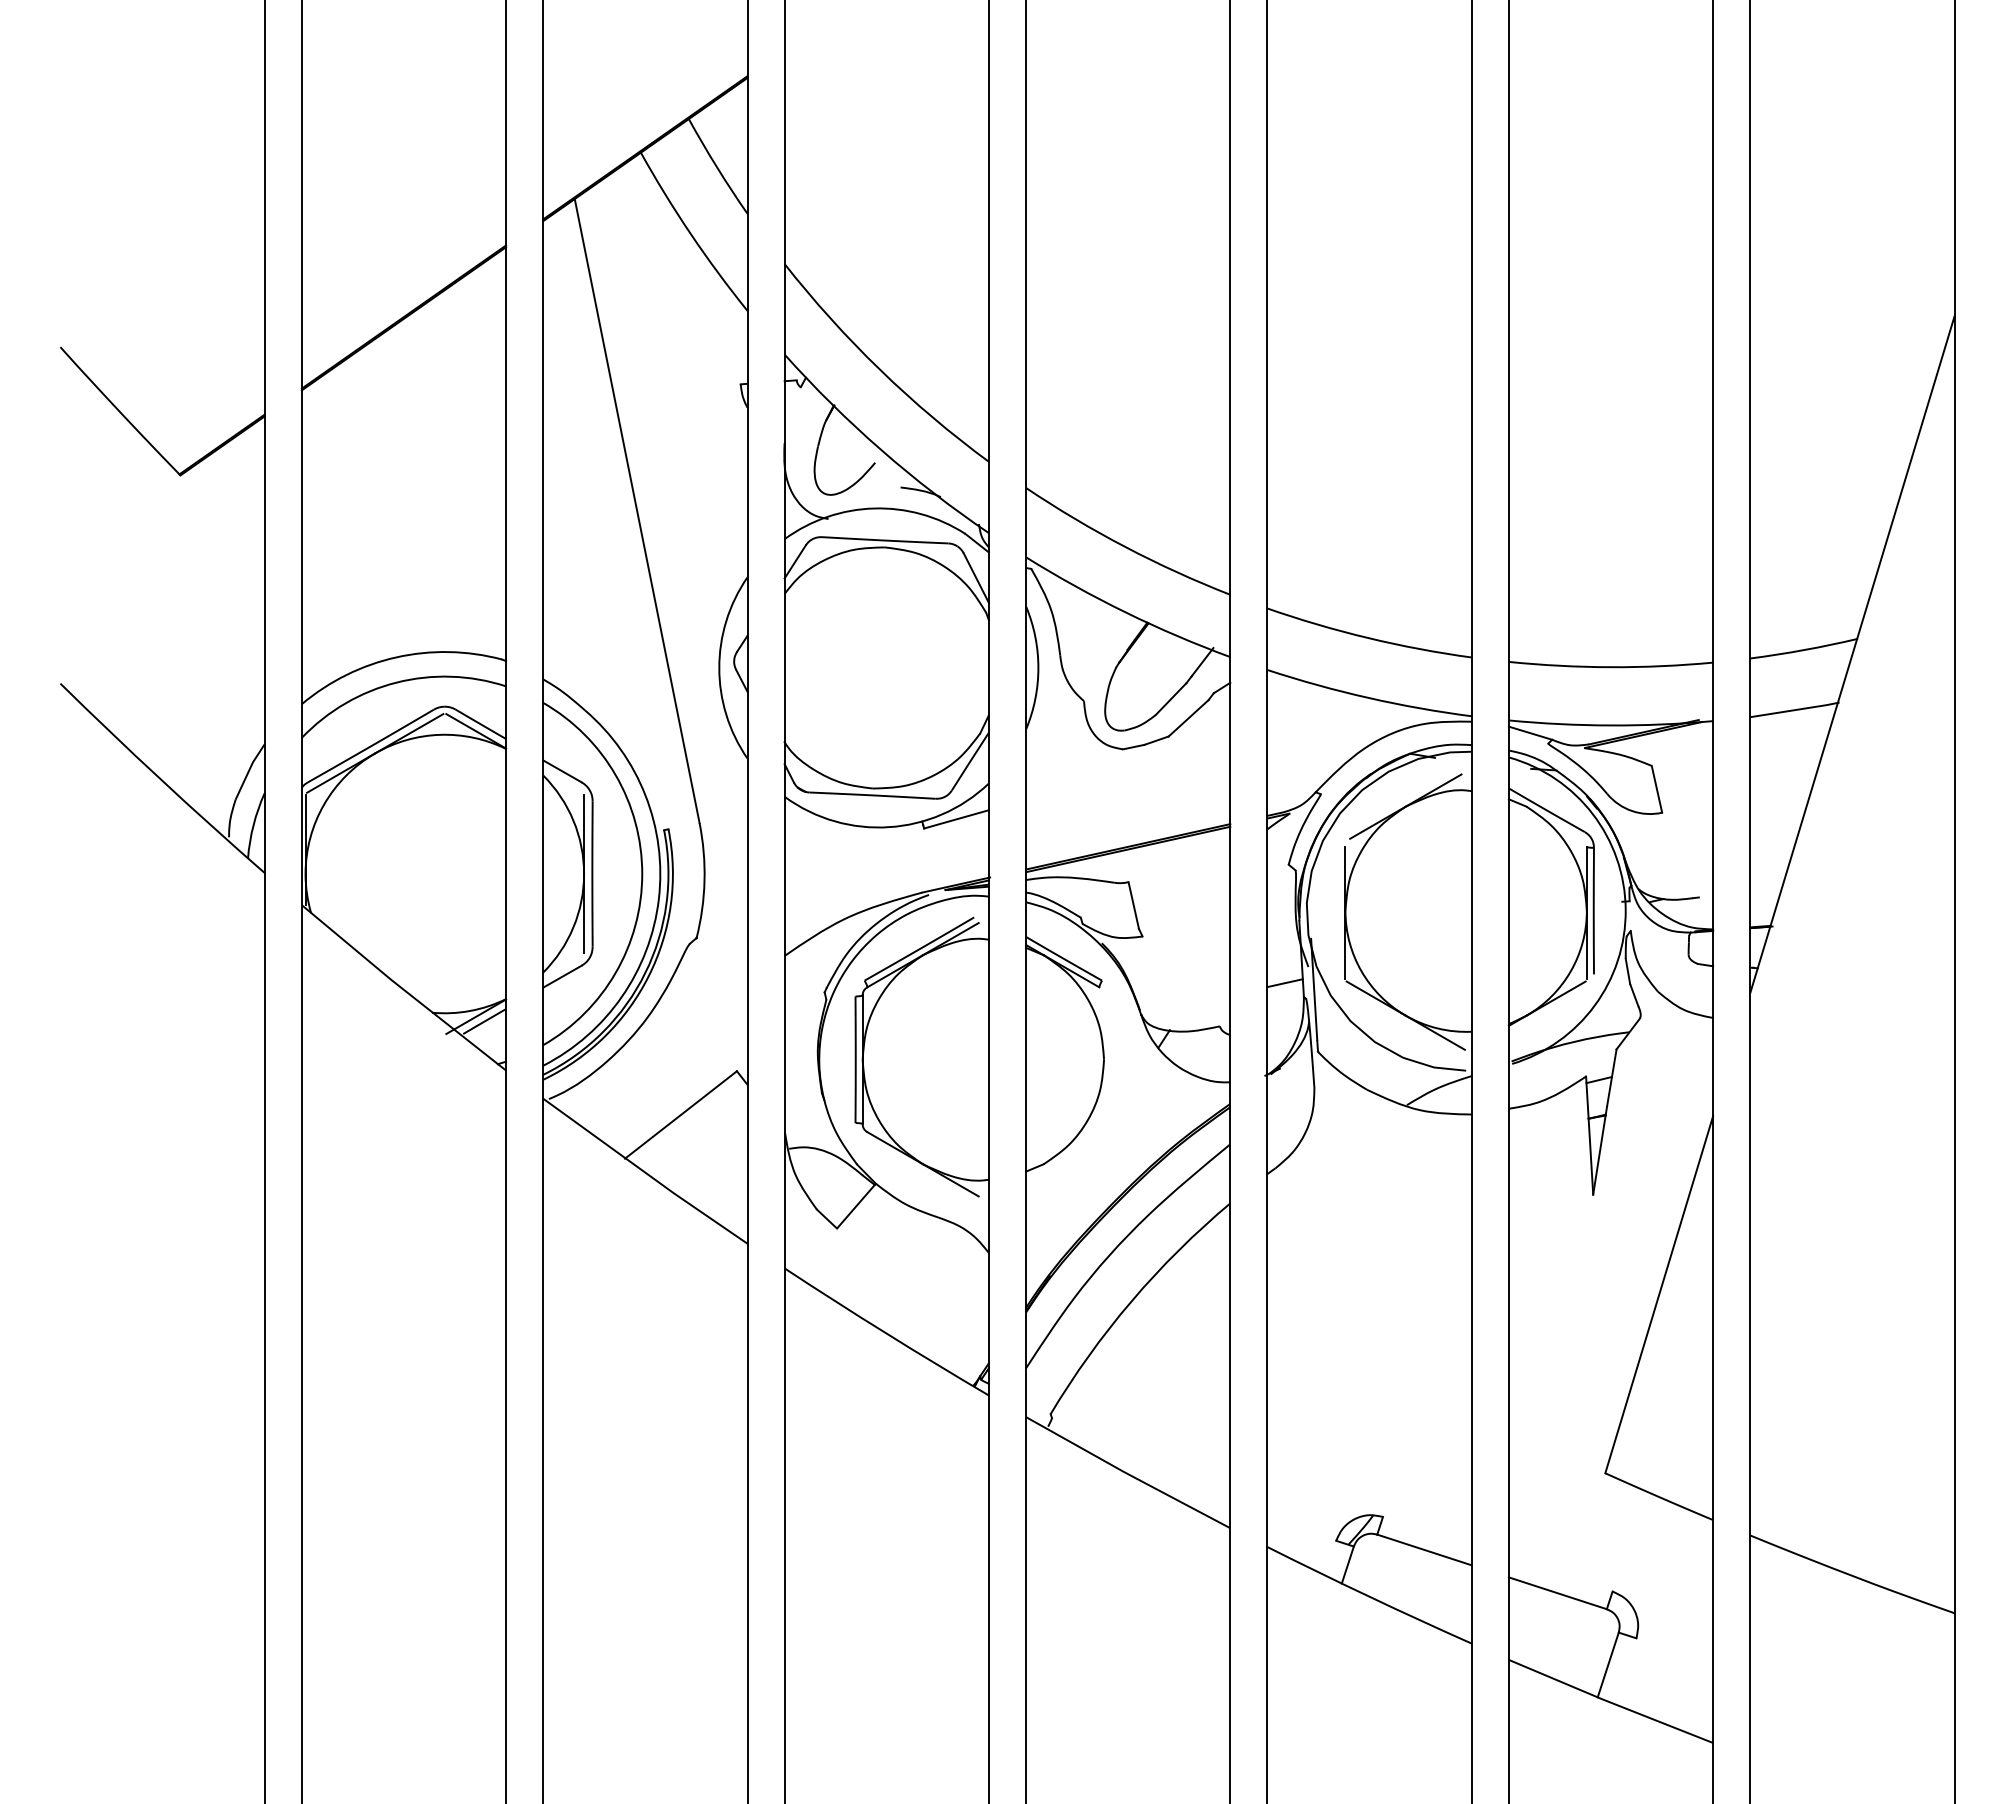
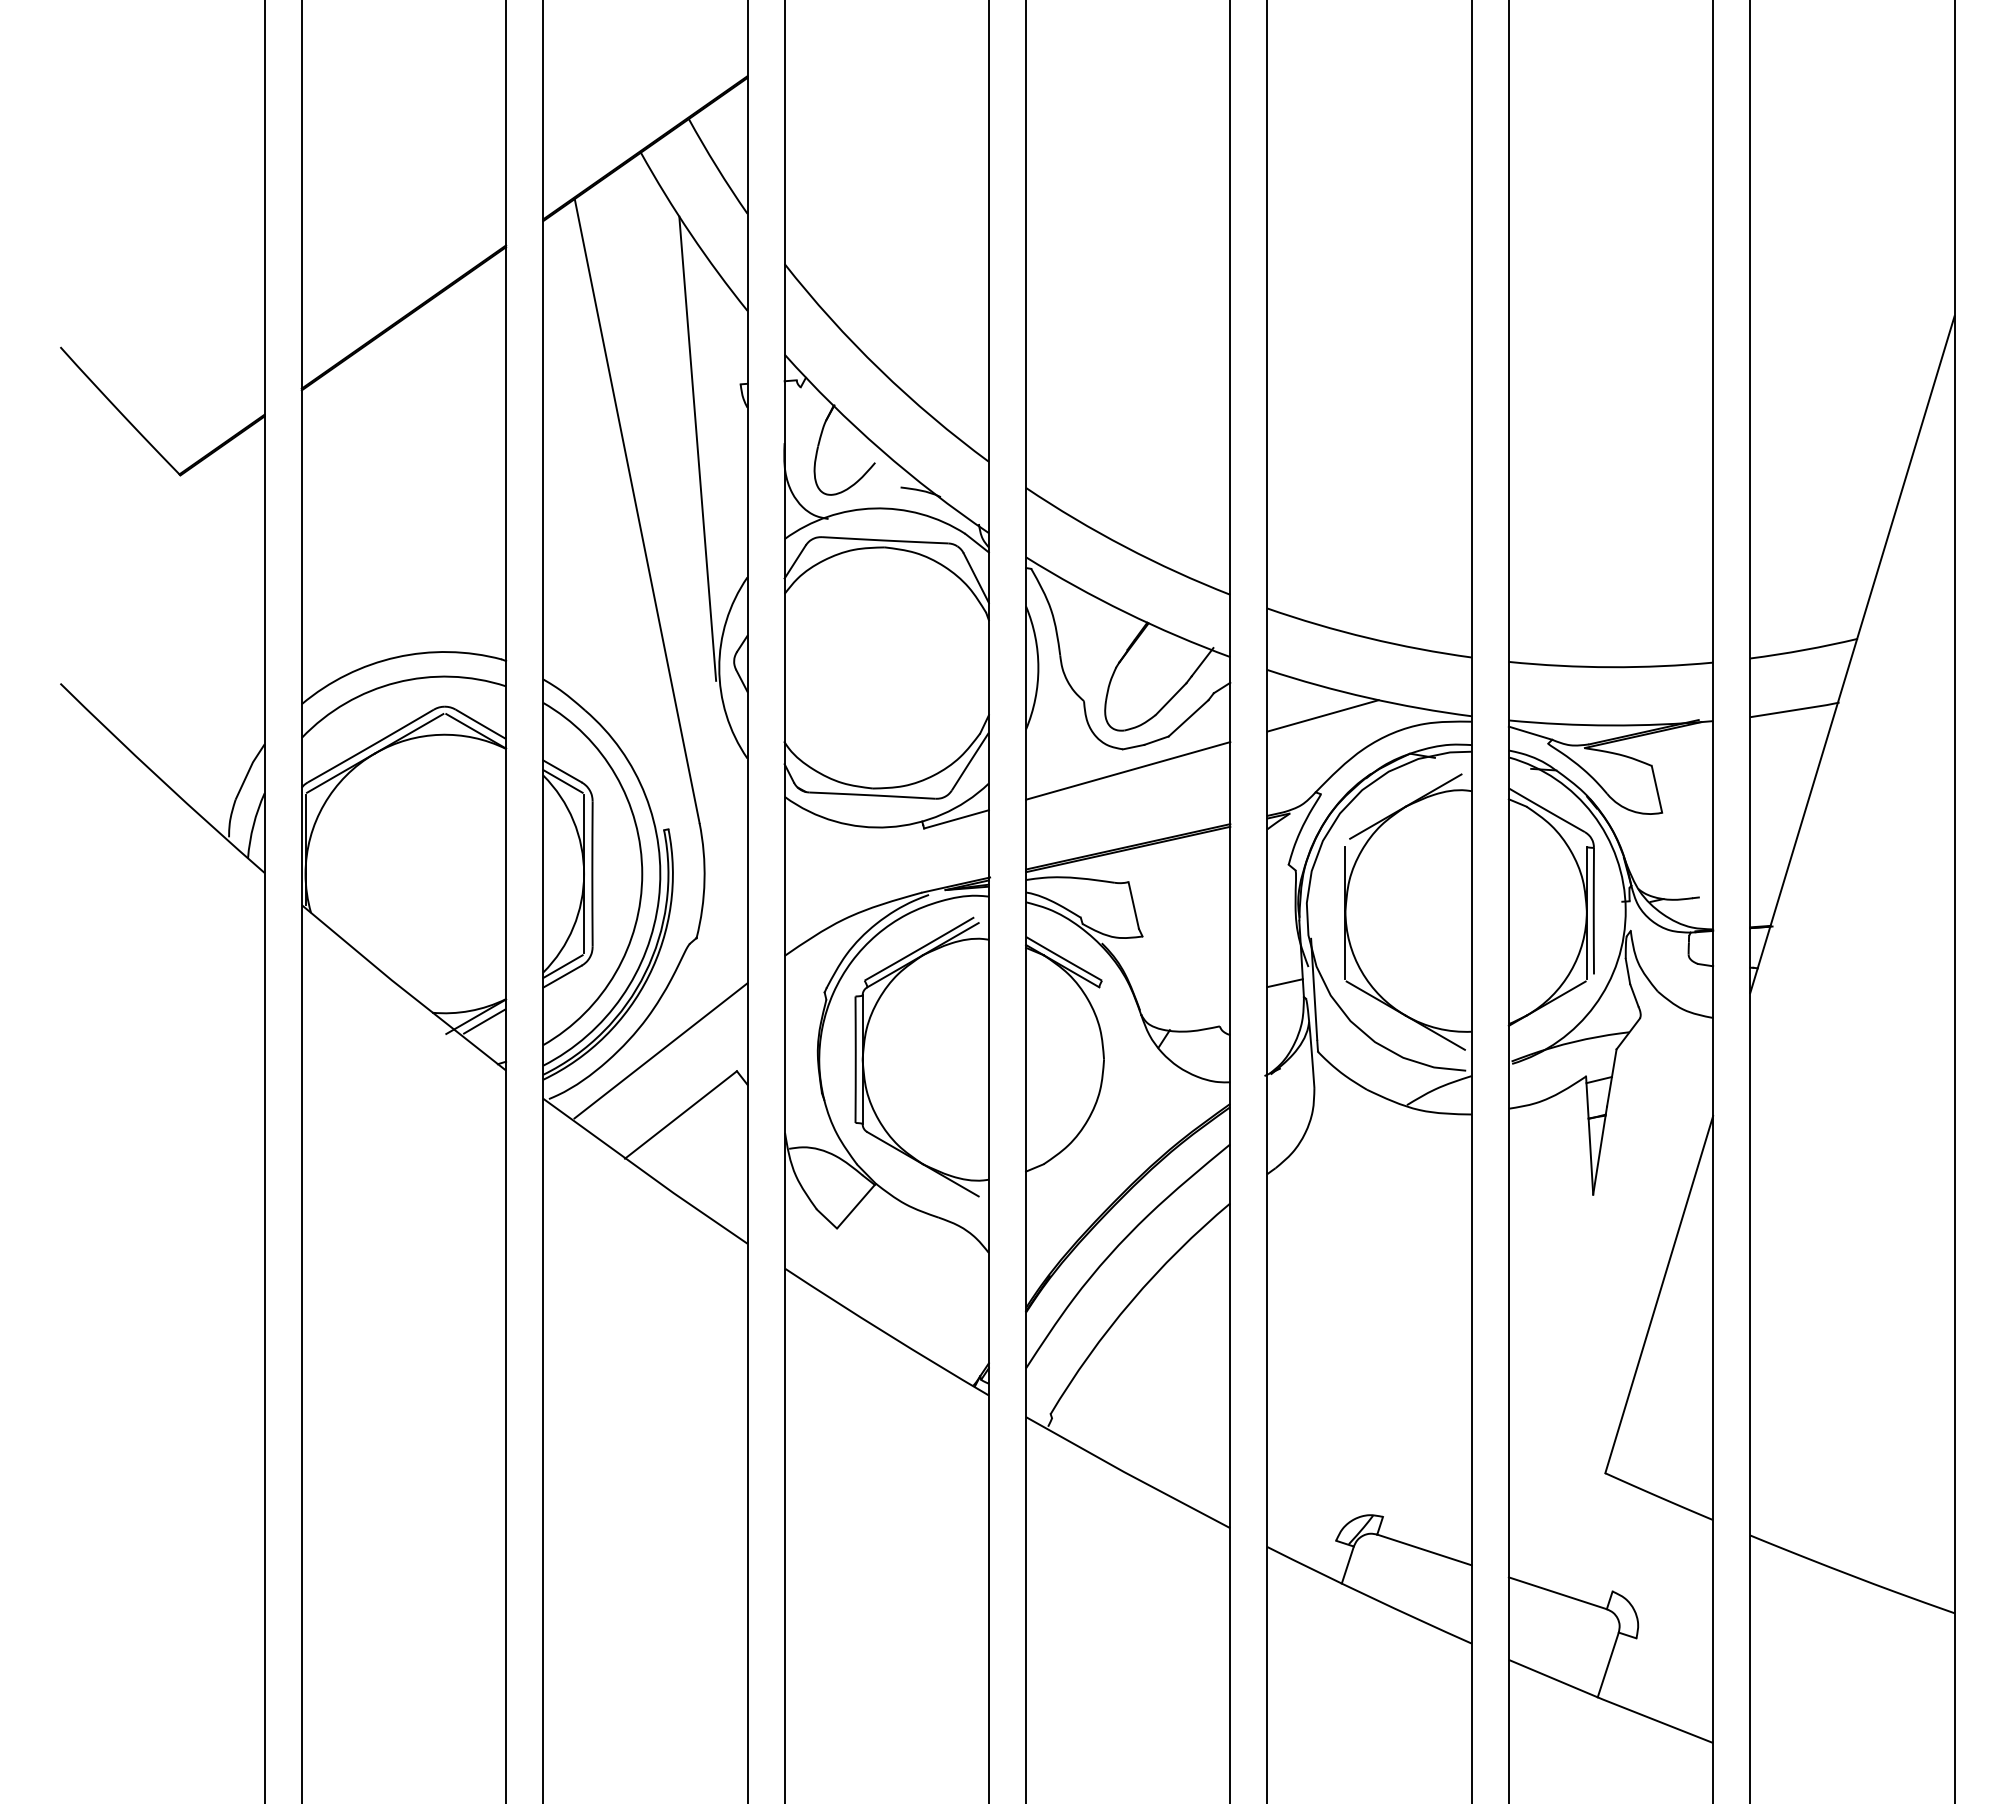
line: none -> present (697, 448)
line: none -> present (1322, 715)
line: none -> present (1128, 770)
line: none -> present (562, 781)
line: none -> present (562, 966)
line: none -> present (660, 1050)
